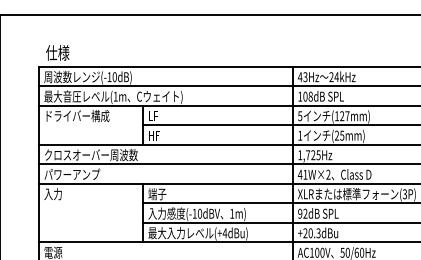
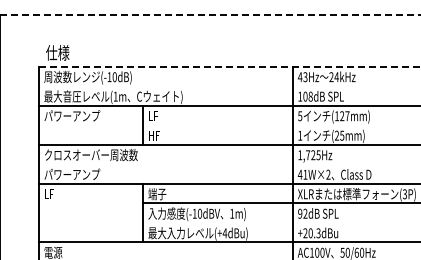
line: solid -> dashed (210, 14)
line: solid -> dashed (230, 66)
line: present -> none (228, 86)
text: ドライバー構成 -> パワーアンプ (76, 115)
line: present -> none (280, 125)
line: present -> none (228, 164)
text: 入力 -> LF (52, 194)
line: present -> none (280, 222)
